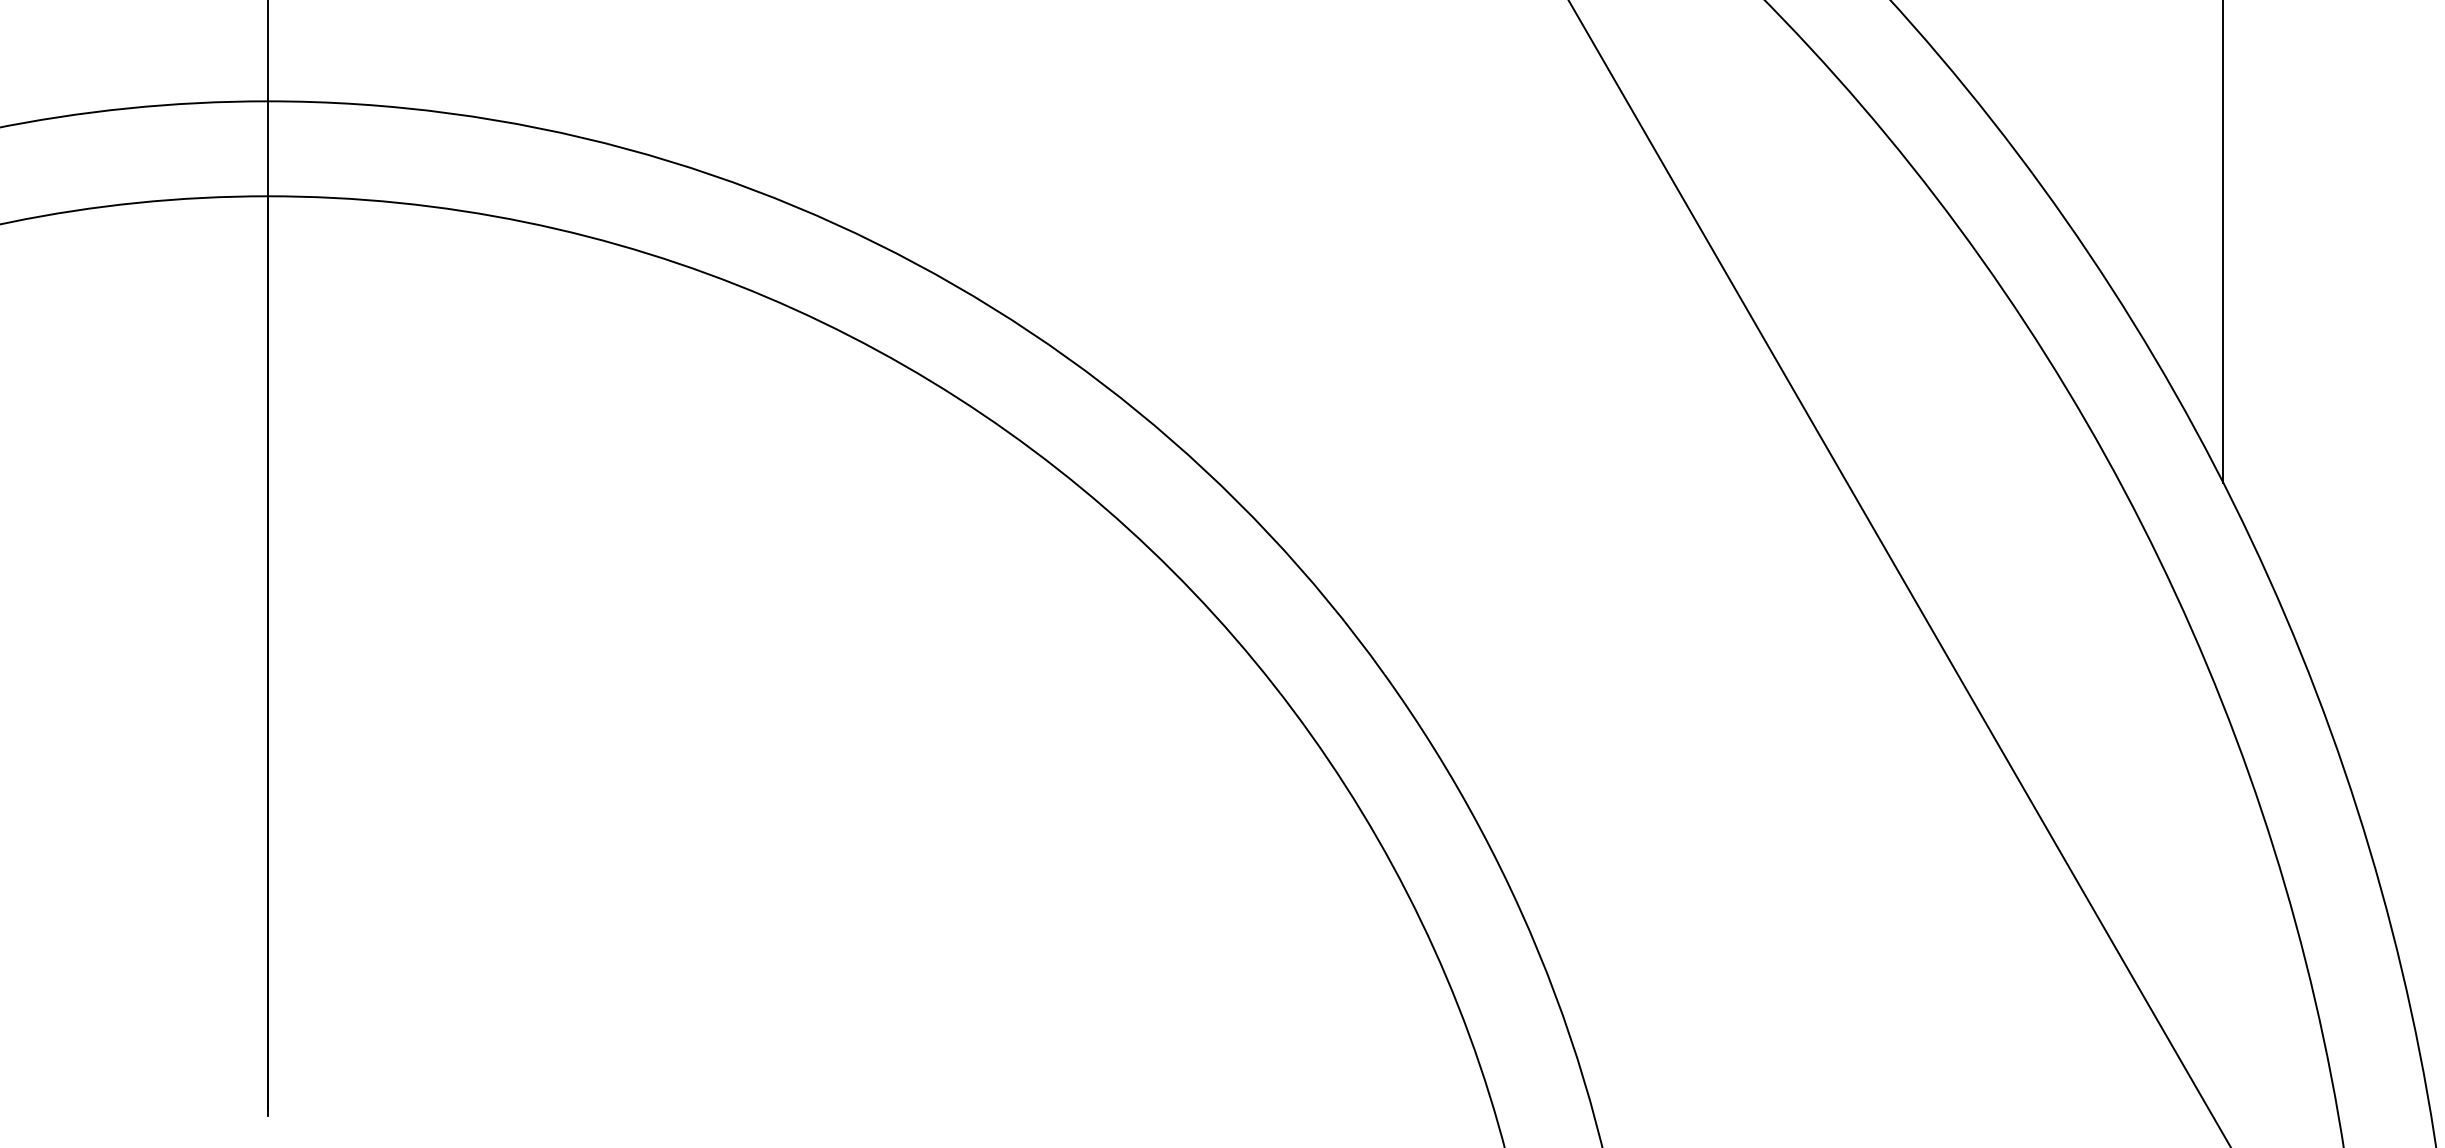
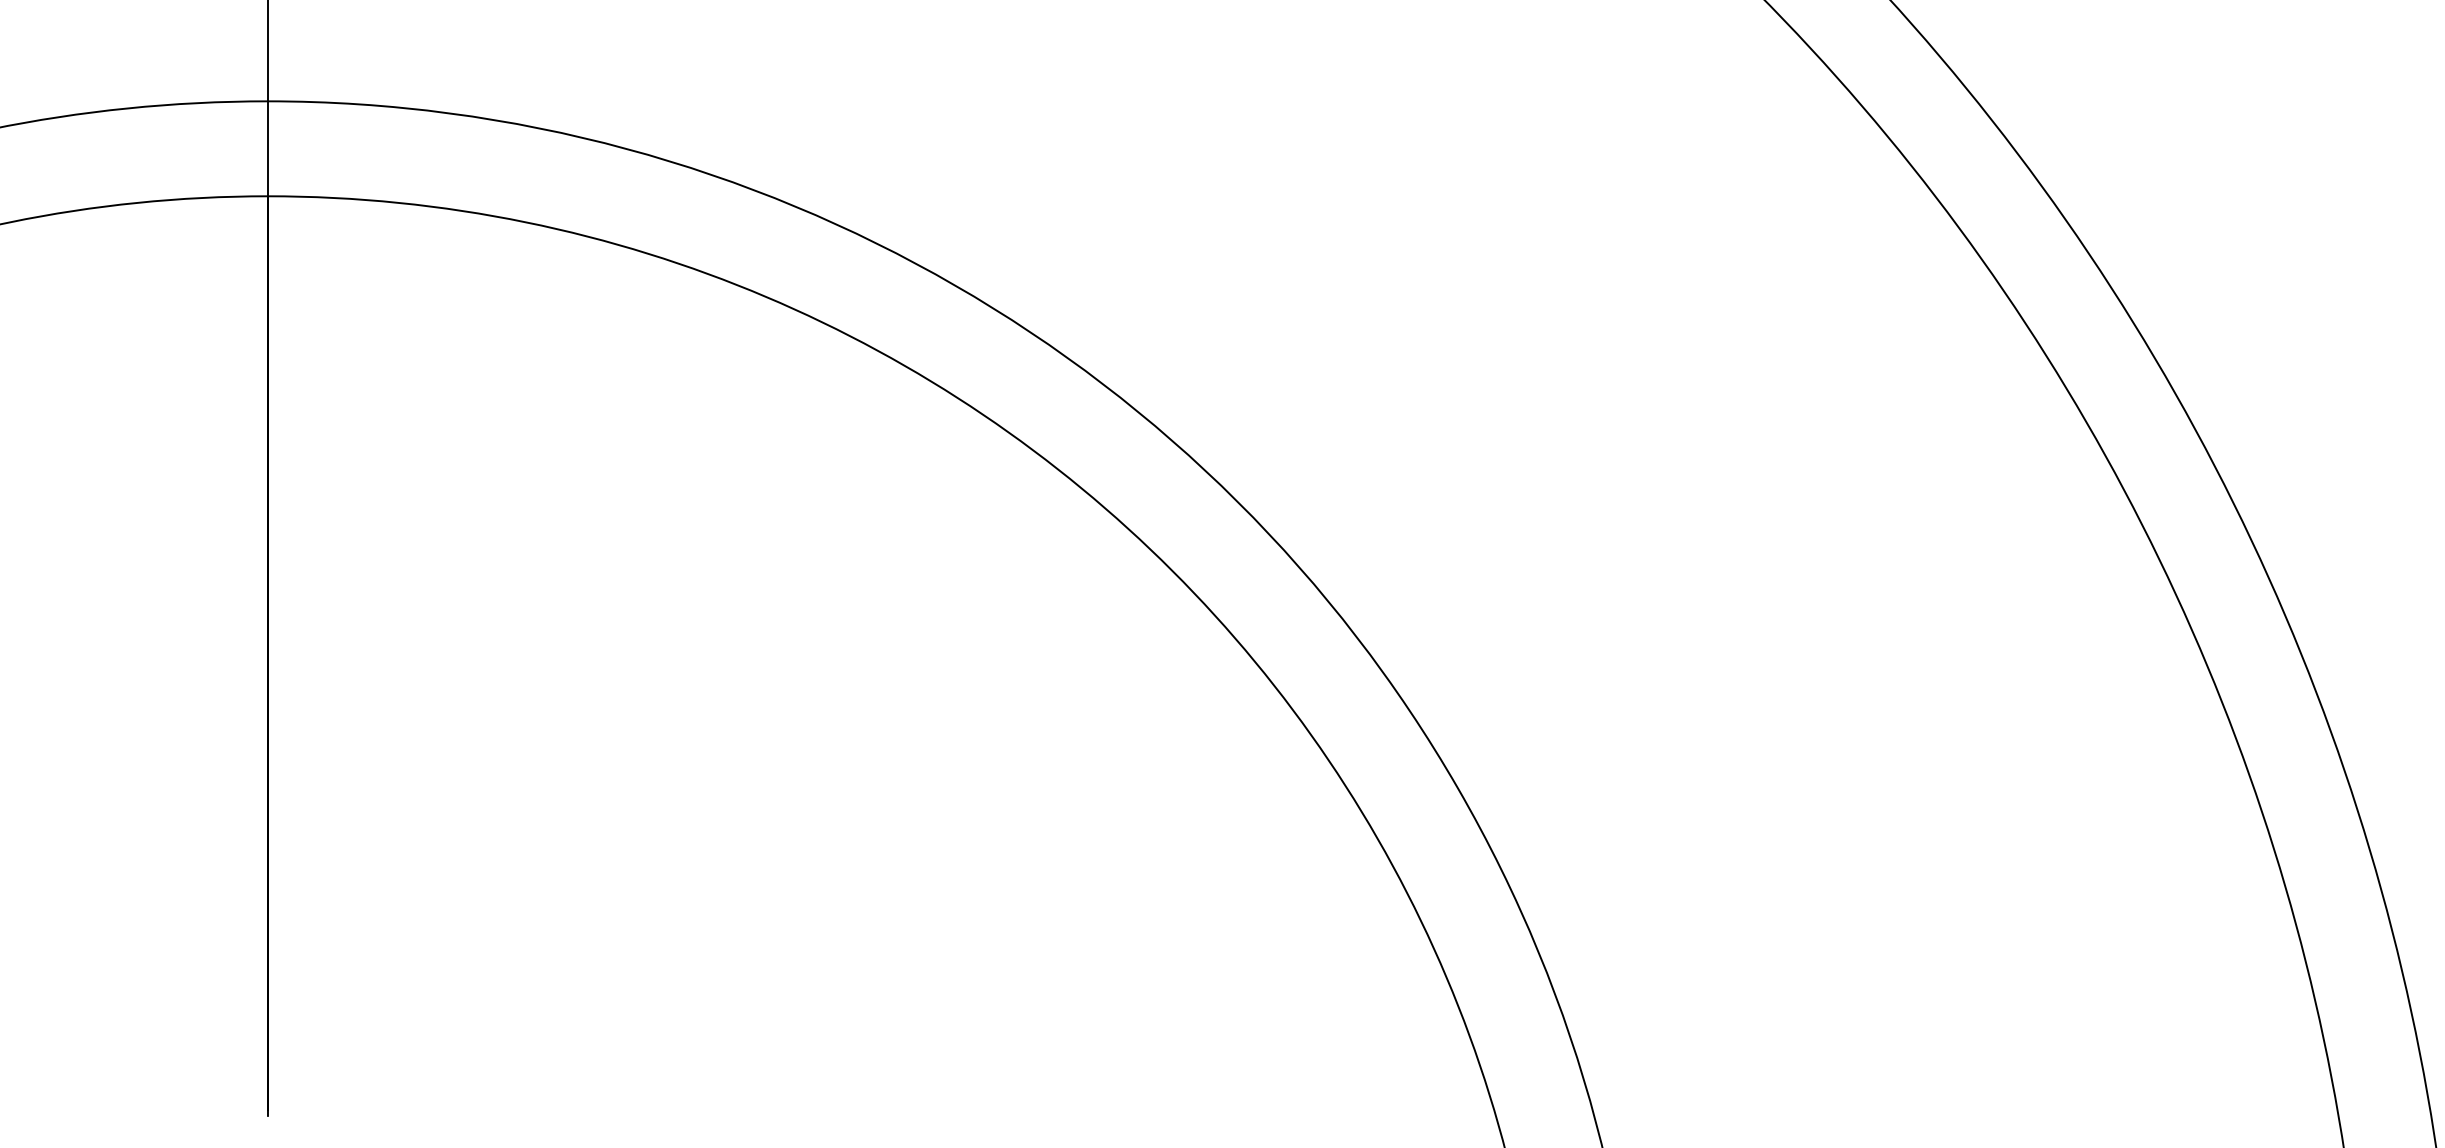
line: present -> none (2223, 242)
line: present -> none (1899, 573)
